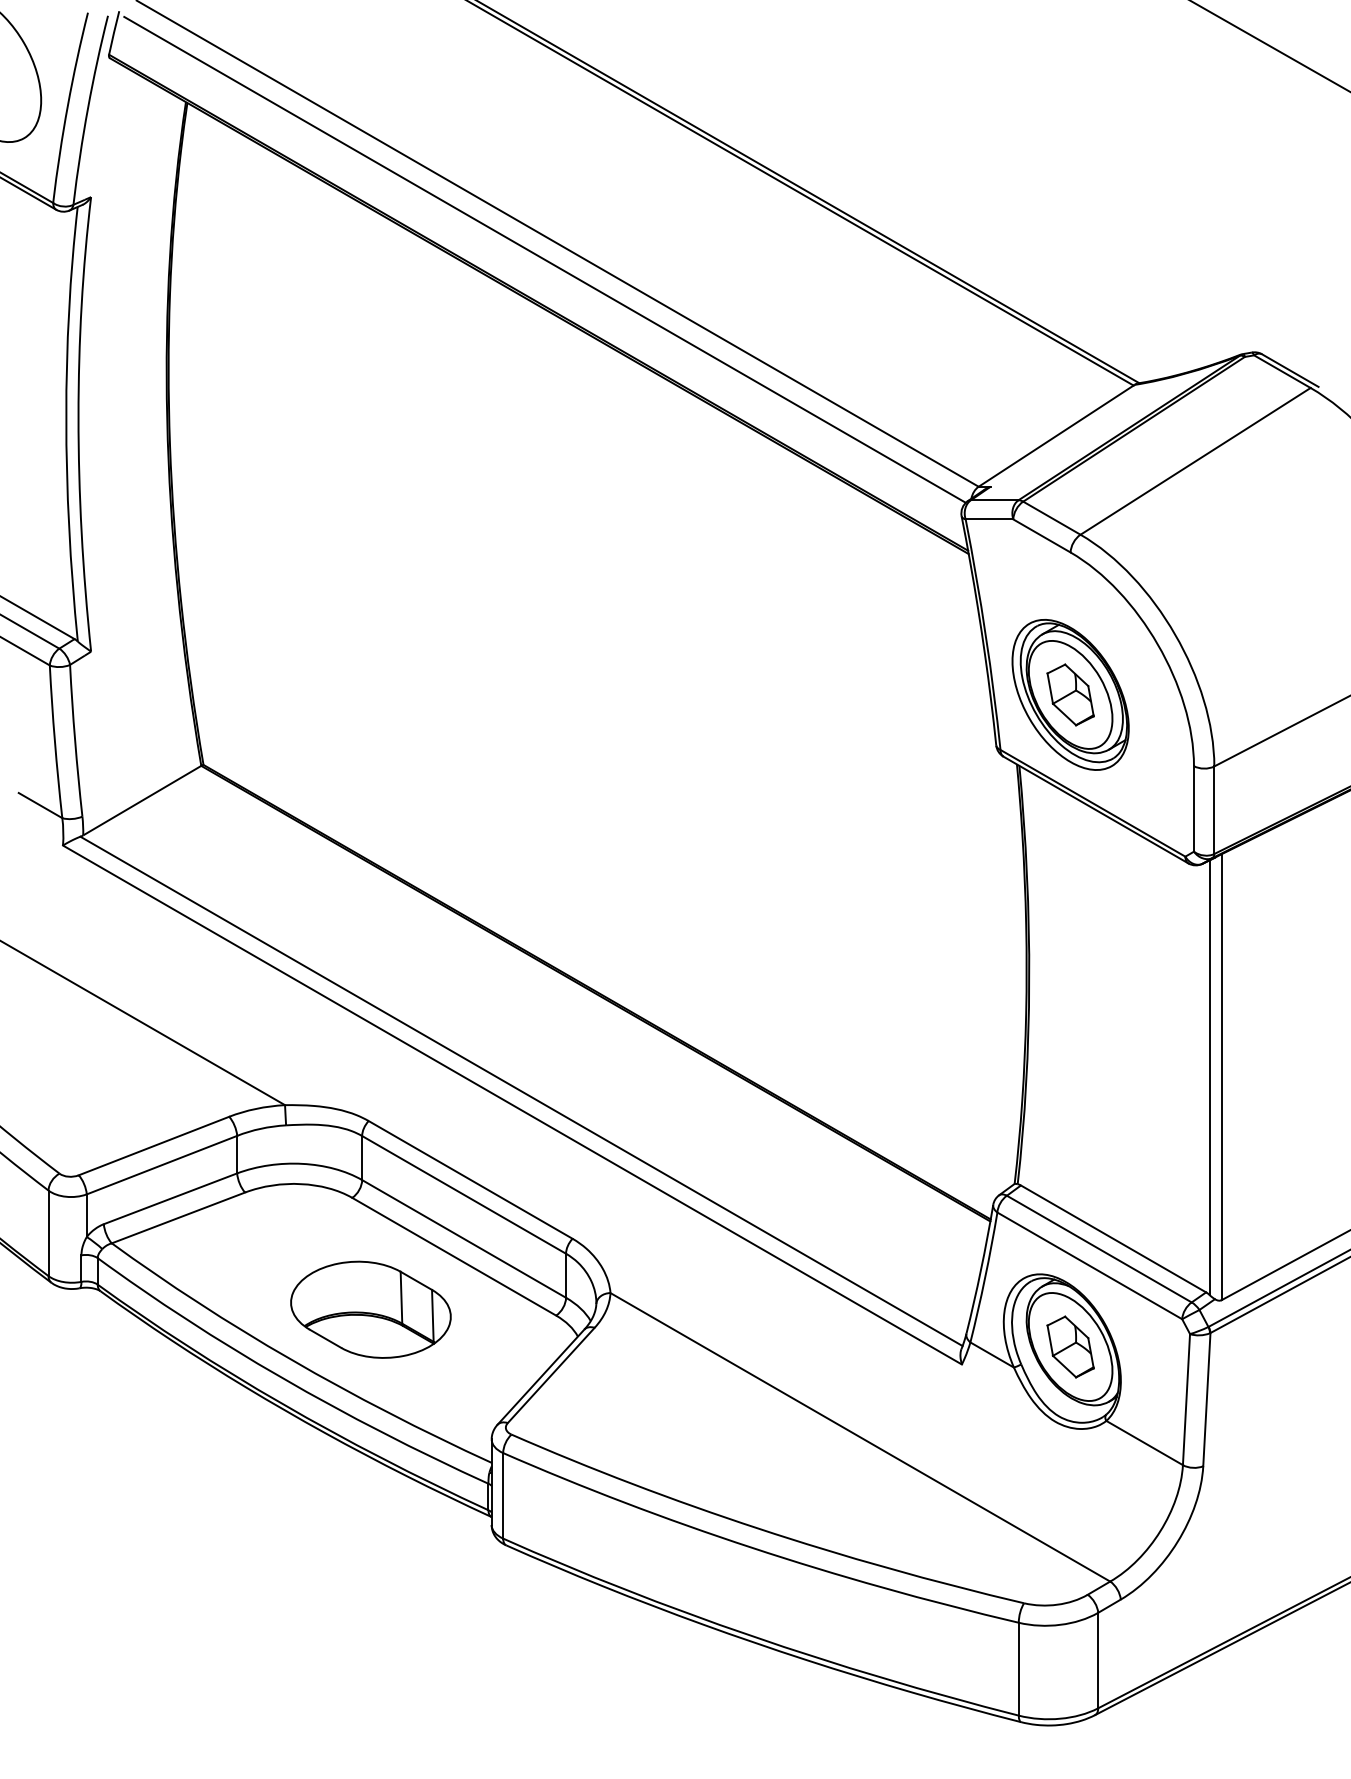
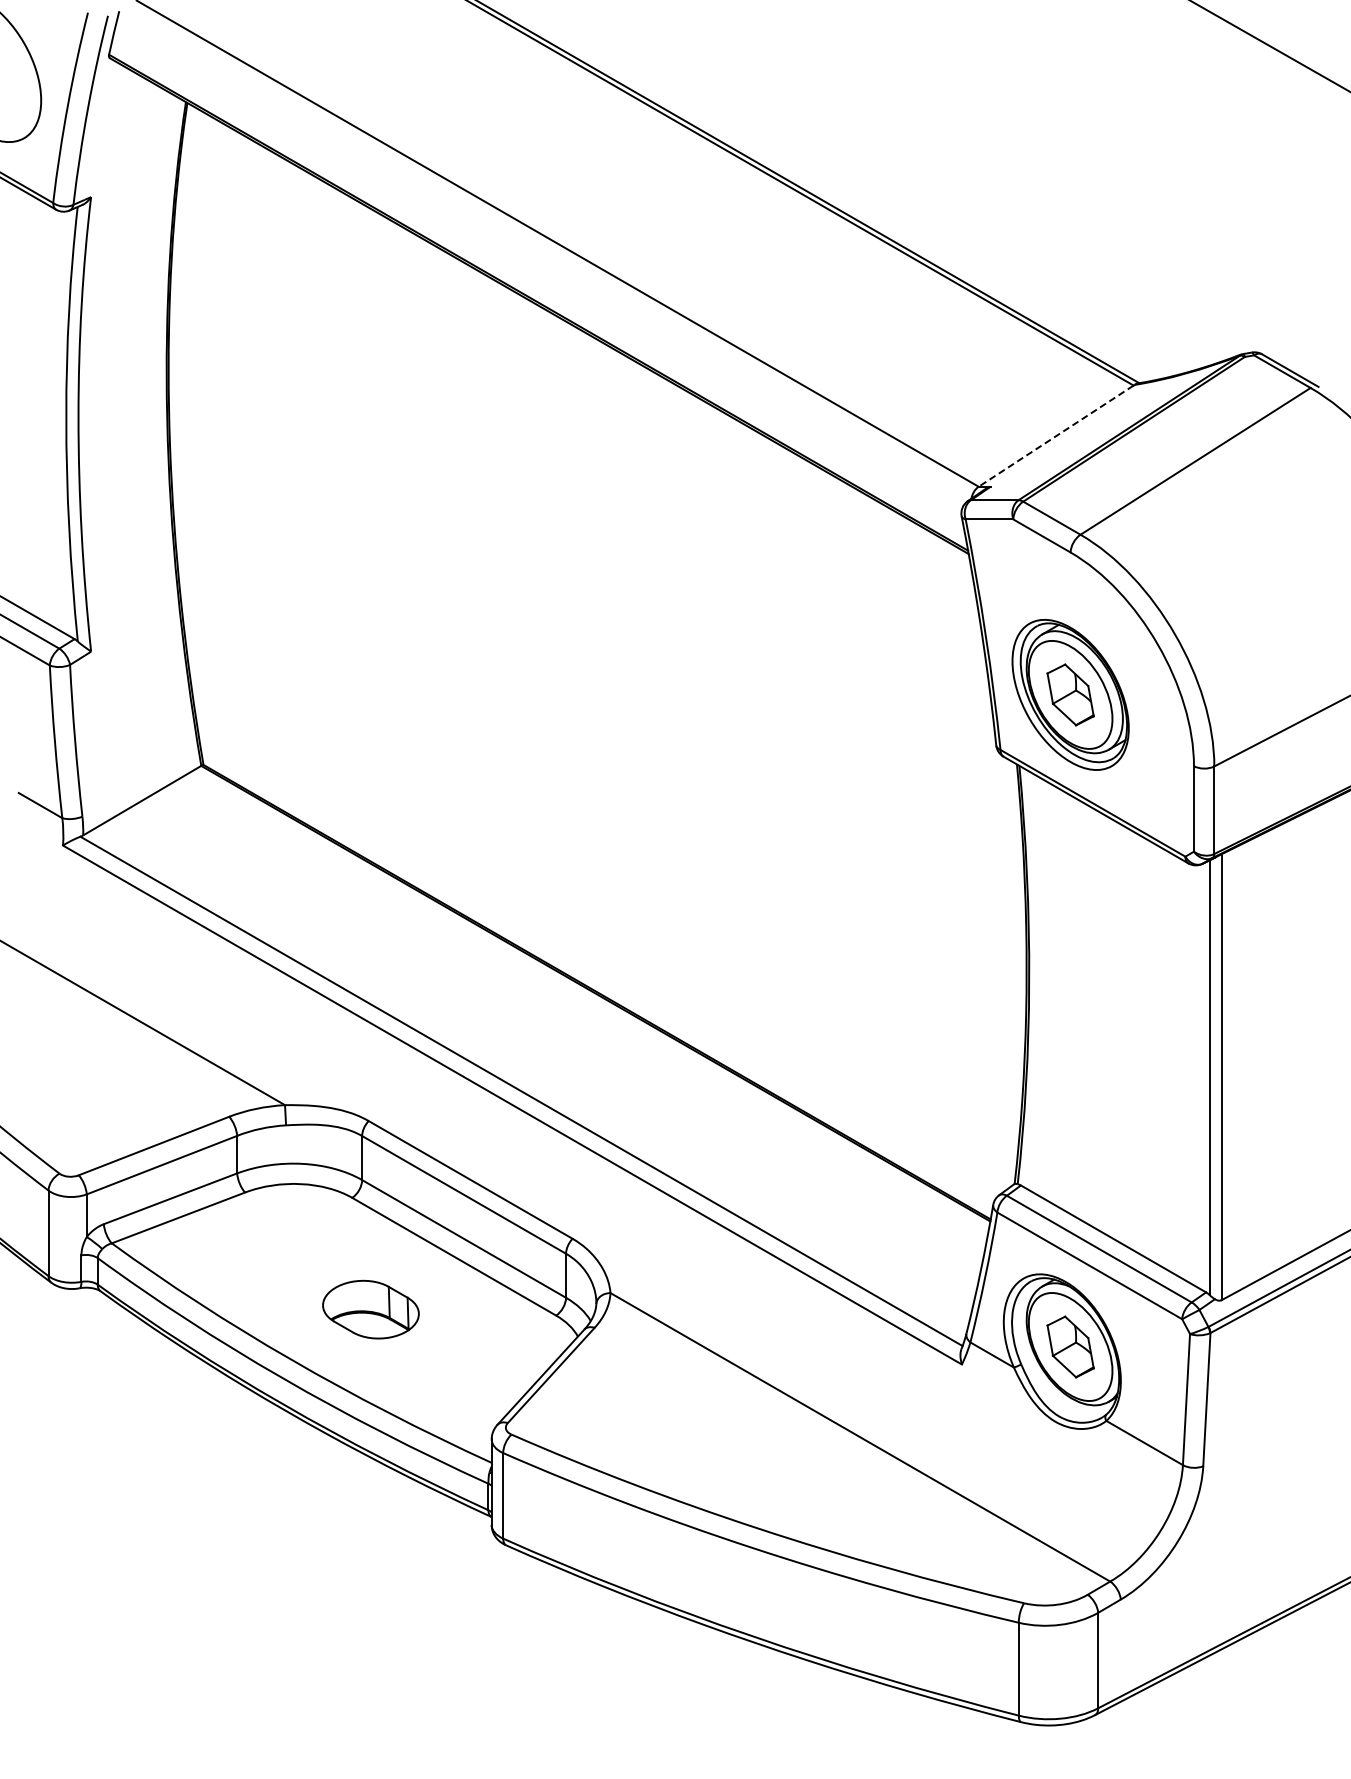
line: present -> none (544, 259)
line: solid -> dashed (1056, 436)
part size: 162x99 px -> 98x61 px (370, 1309)
